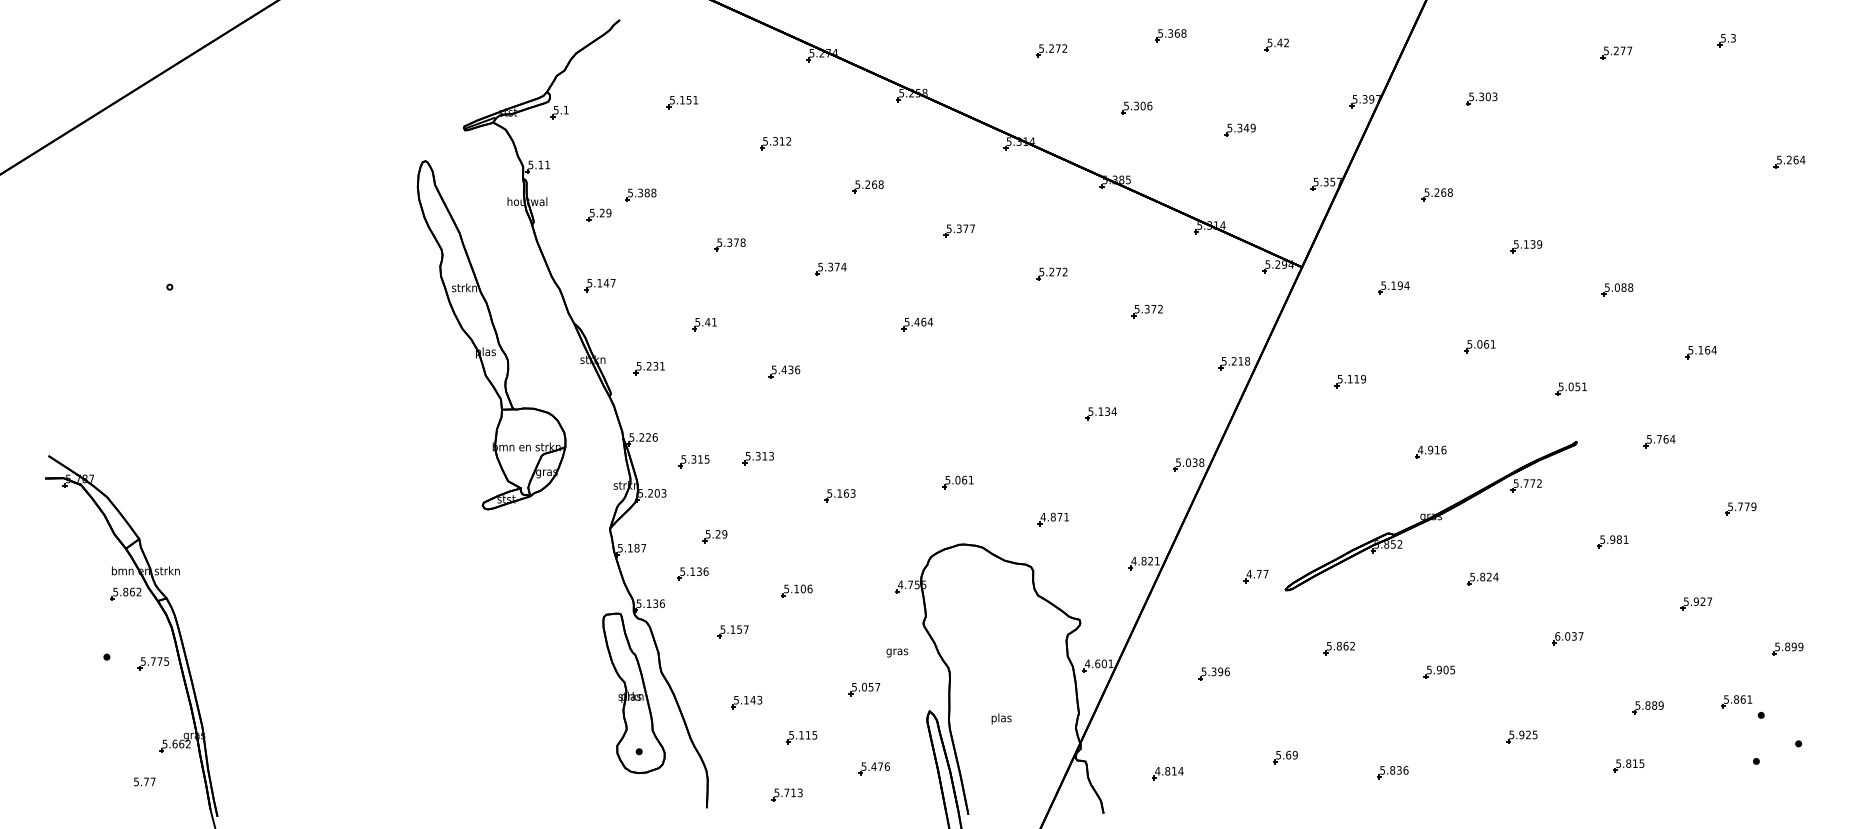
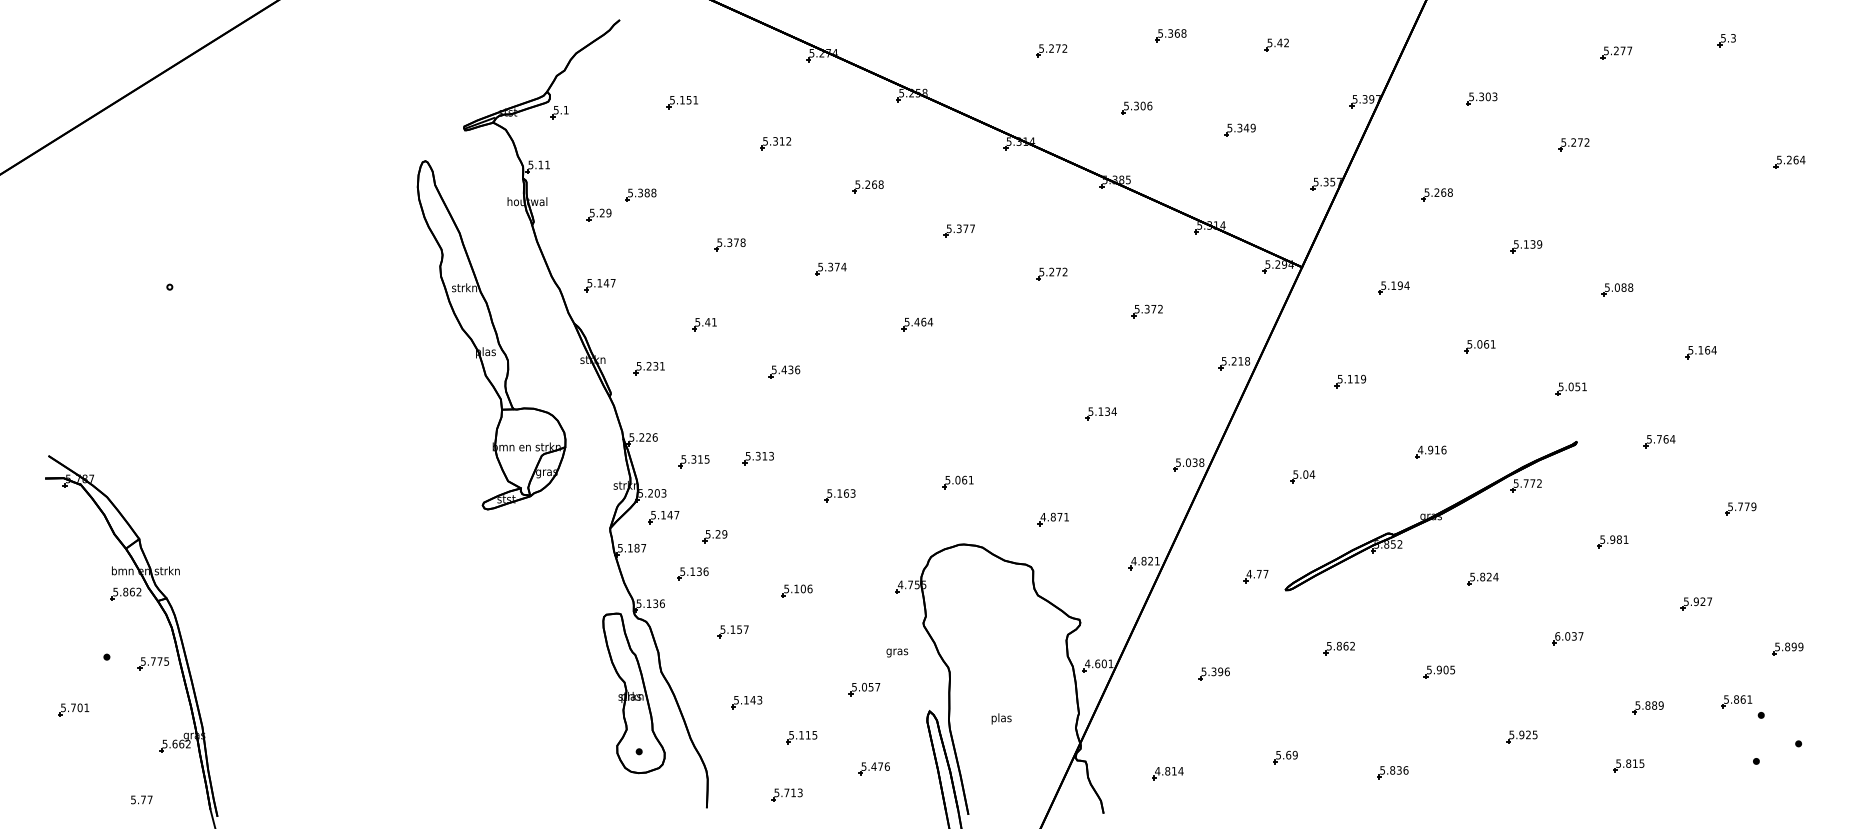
part: none -> present (1573, 144)
part: none -> present (1302, 476)
part: none -> present (663, 517)
part: none -> present (73, 709)
text position: (144, 781) -> (141, 799) (141, 799)
